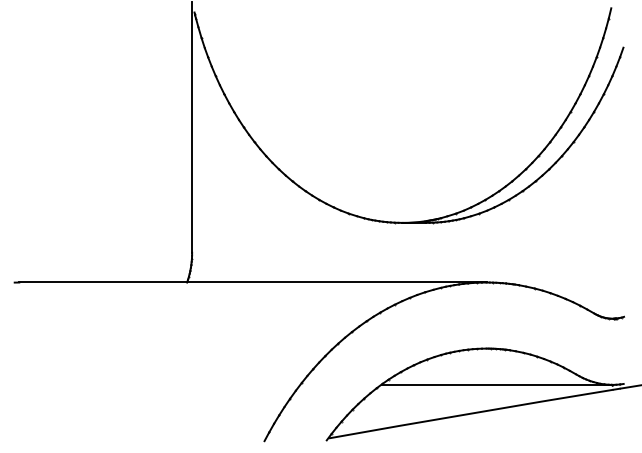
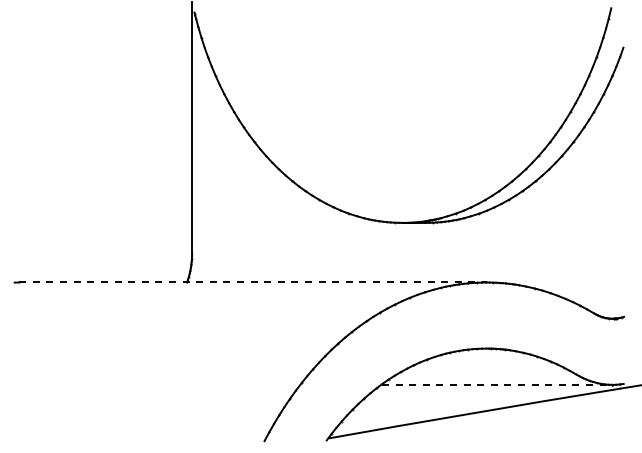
line: solid -> dashed (252, 282)
line: solid -> dashed (497, 384)
